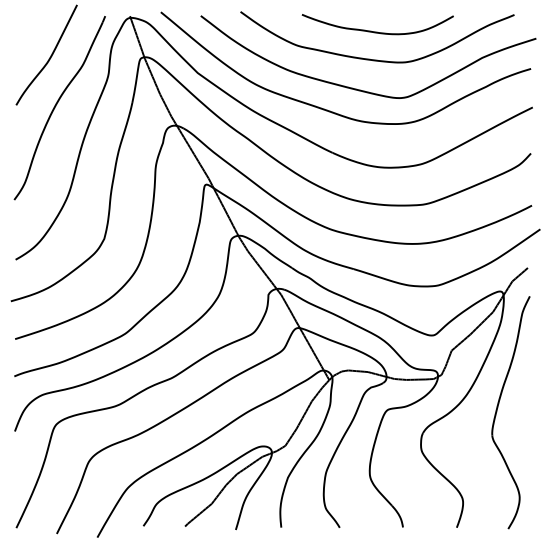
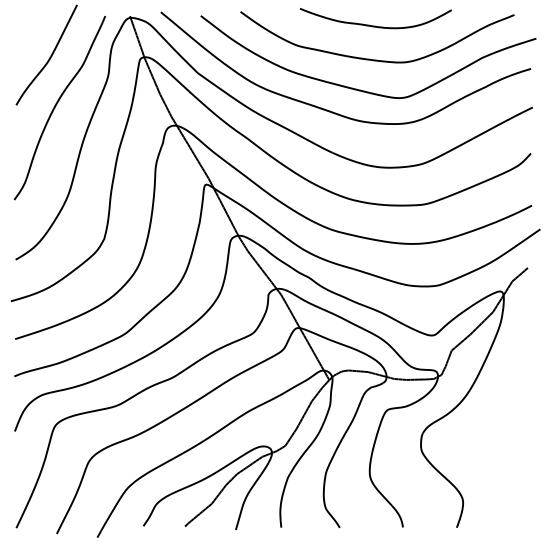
curve position: (377, 31) -> (375, 25) (375, 25)
part: present -> none (498, 407)
